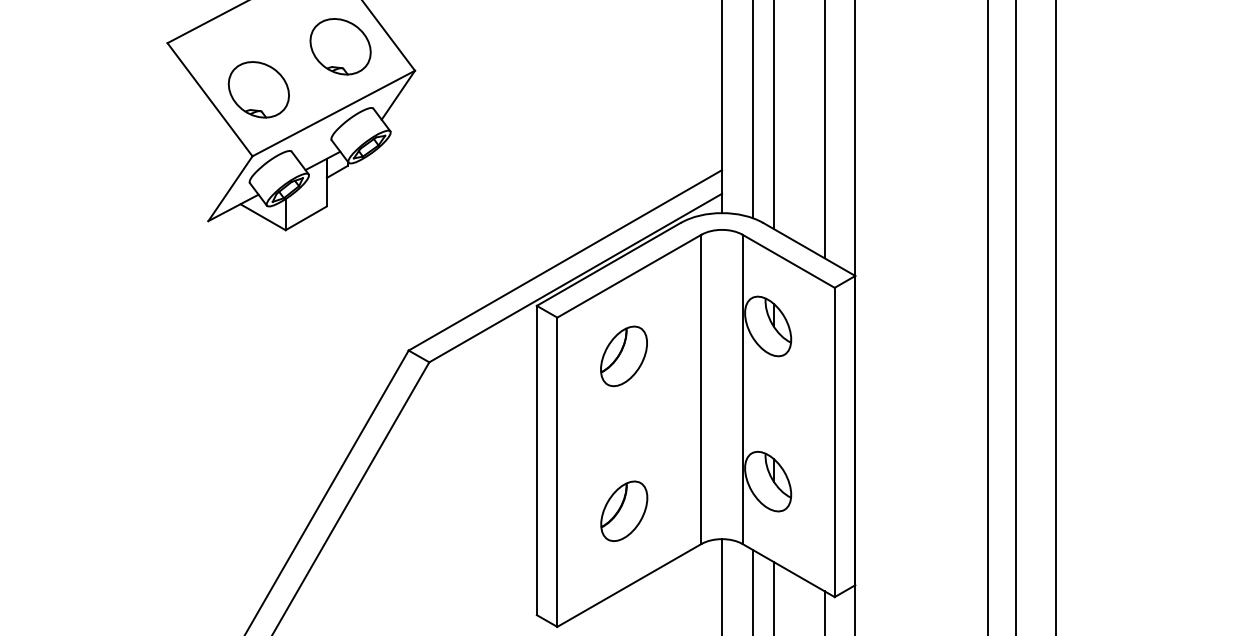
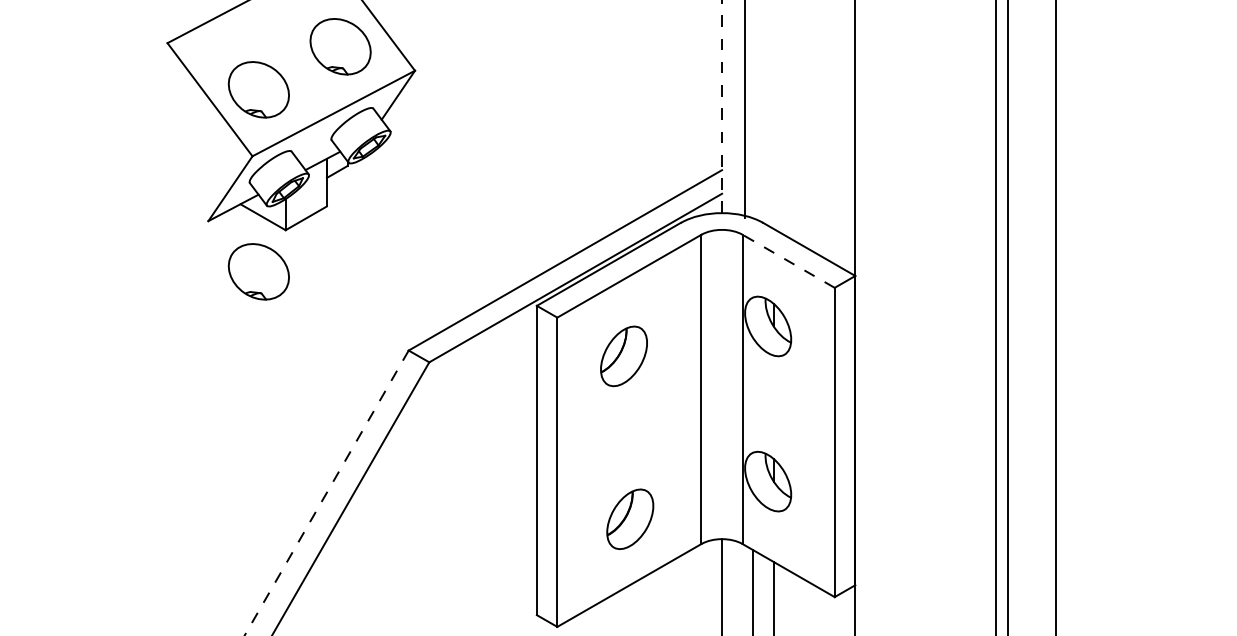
line: solid -> dashed (722, 106)
line position: (752, 110) -> (744, 110) (744, 110)
line: present -> none (773, 115)
line: present -> none (824, 130)
line: solid -> dashed (788, 261)
part: none -> present (258, 271)
line position: (988, 317) -> (996, 317) (996, 317)
line position: (1016, 317) -> (1008, 317) (1008, 317)
line: solid -> dashed (326, 493)
part position: (624, 510) -> (630, 518) (630, 518)
line: present -> none (824, 611)
